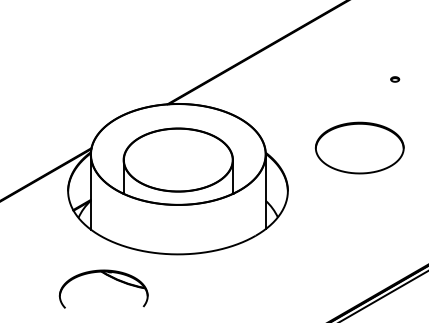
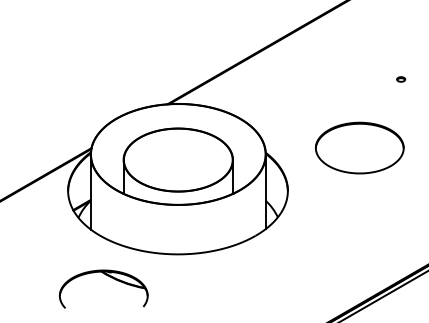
part position: (395, 79) -> (401, 79) (401, 79)
